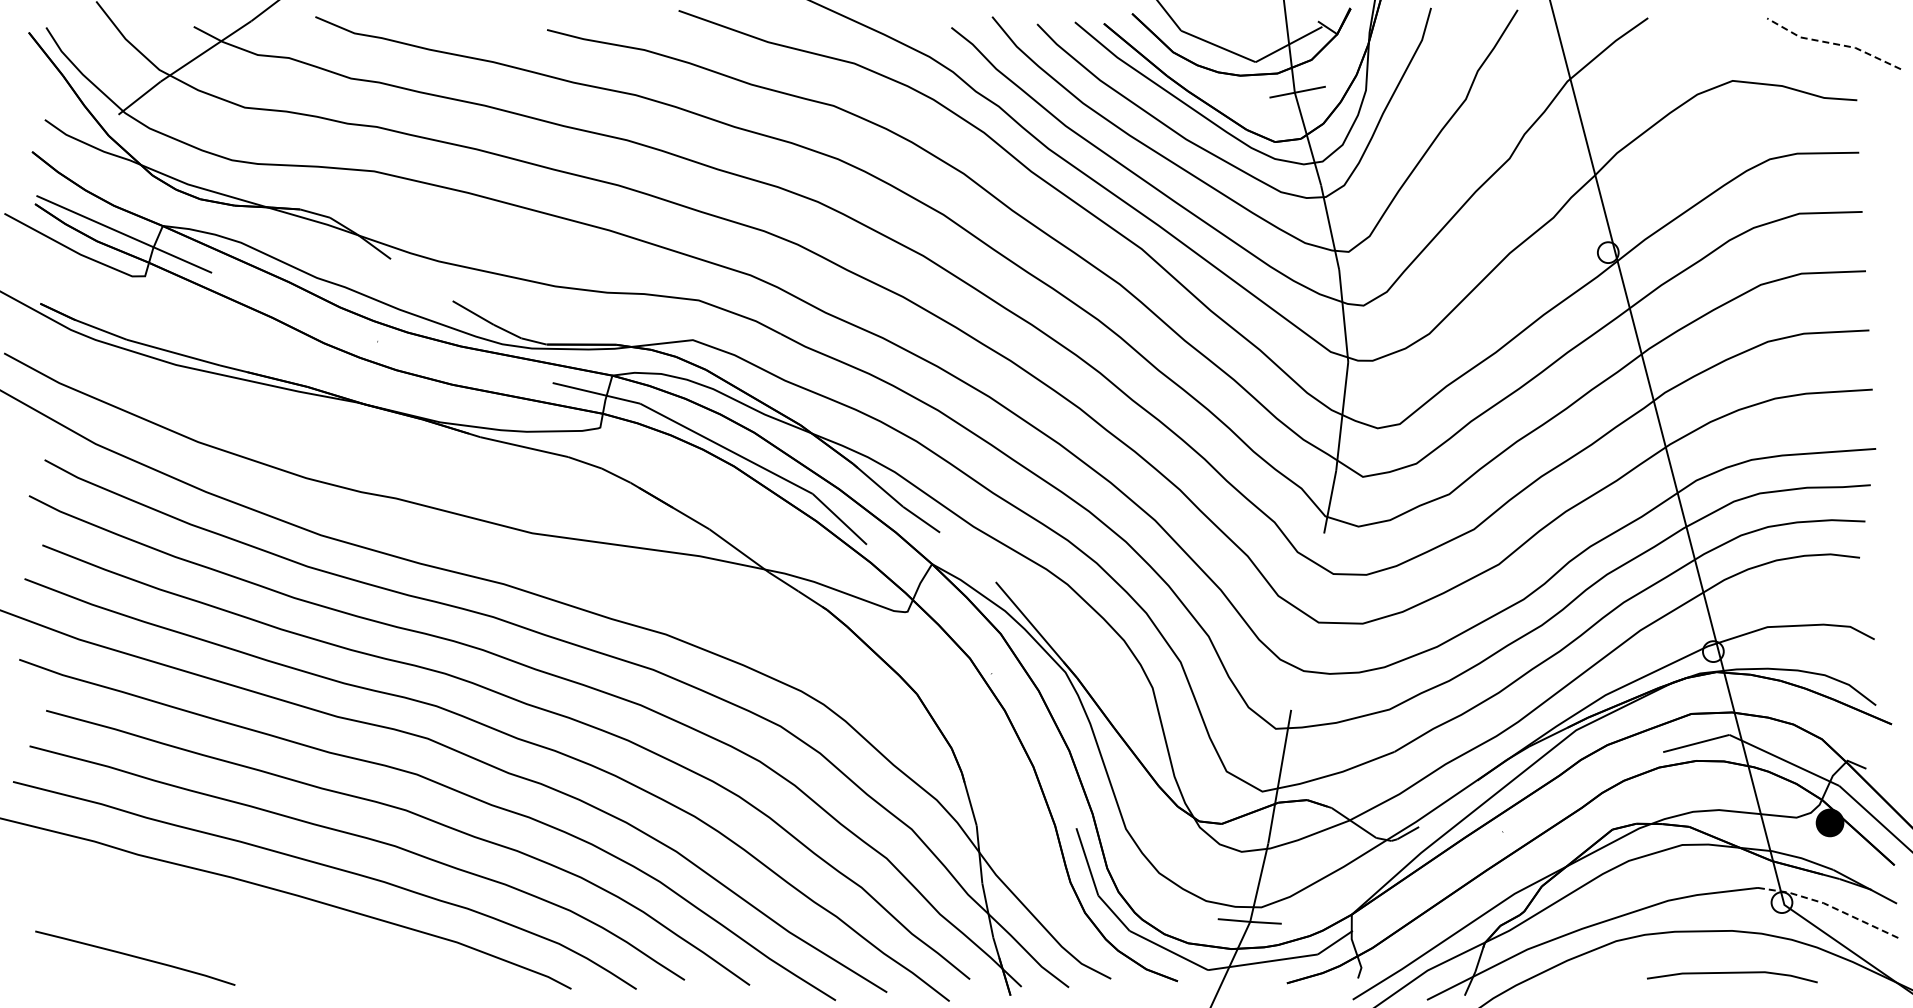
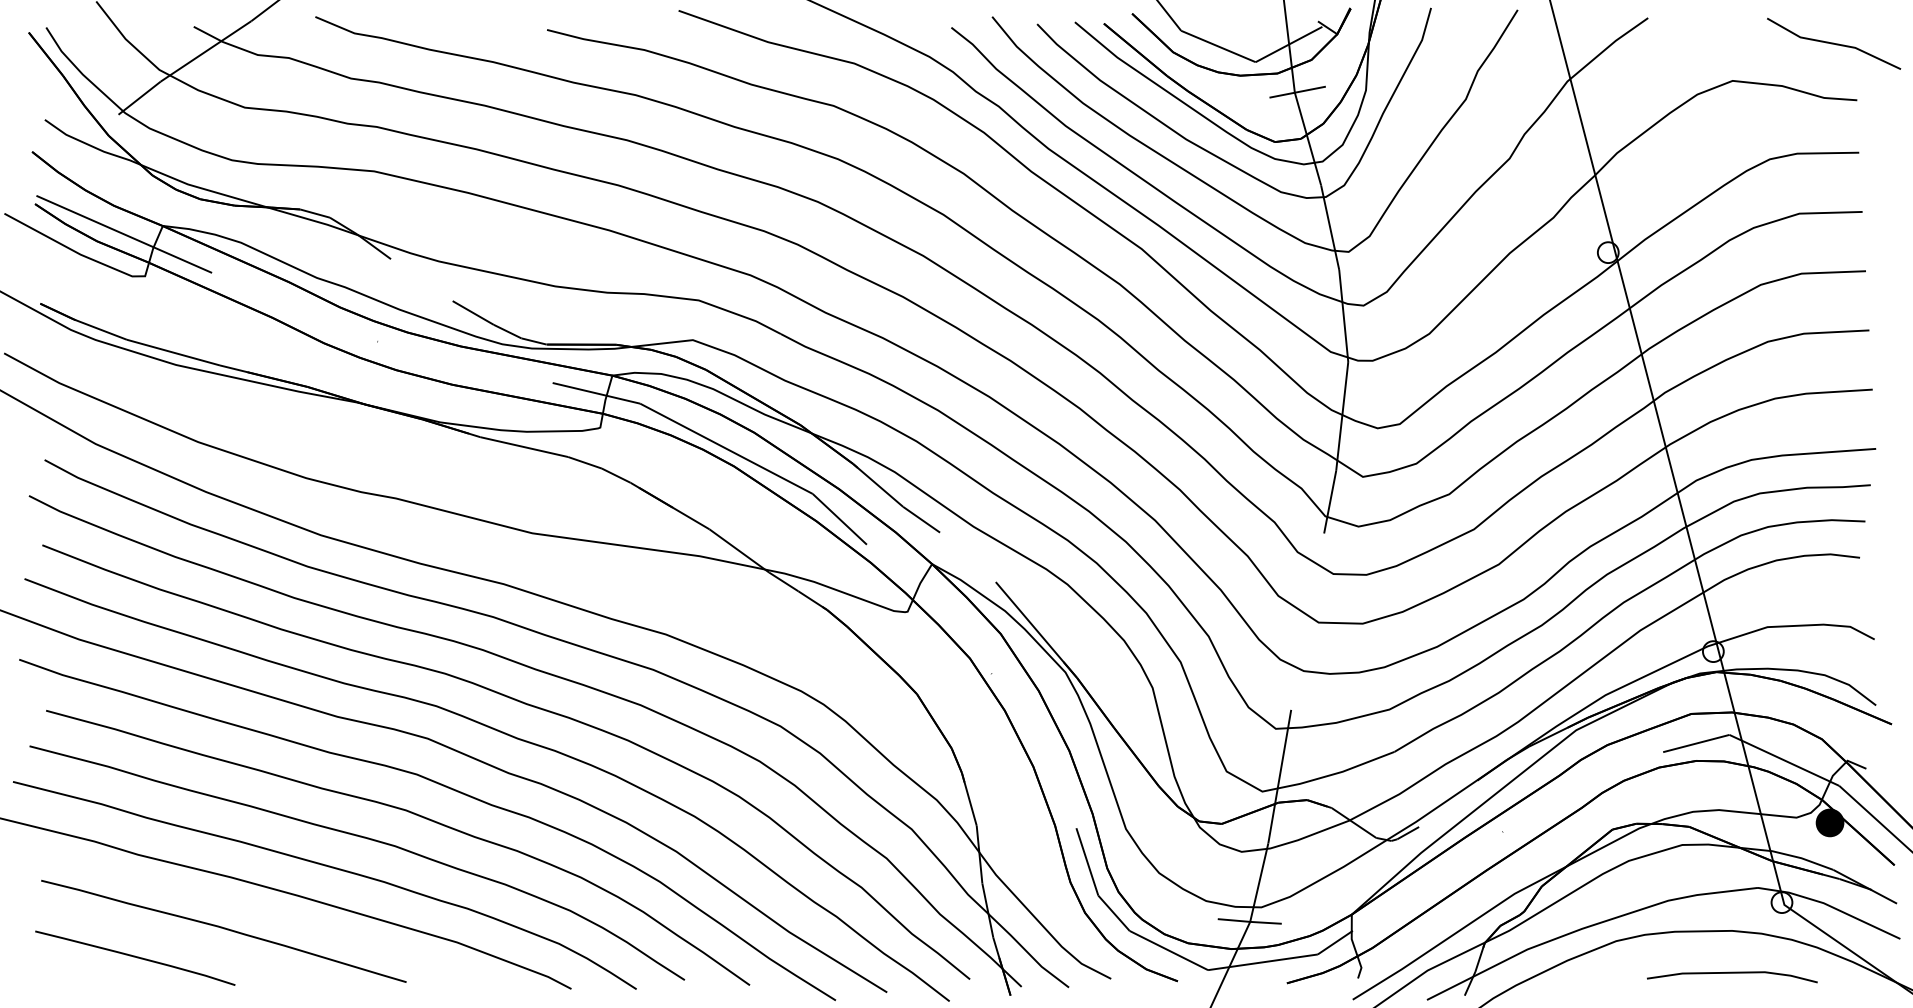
line: dashed -> solid (1833, 43)
line: dashed -> solid (1830, 906)
curve: none -> present (224, 929)
